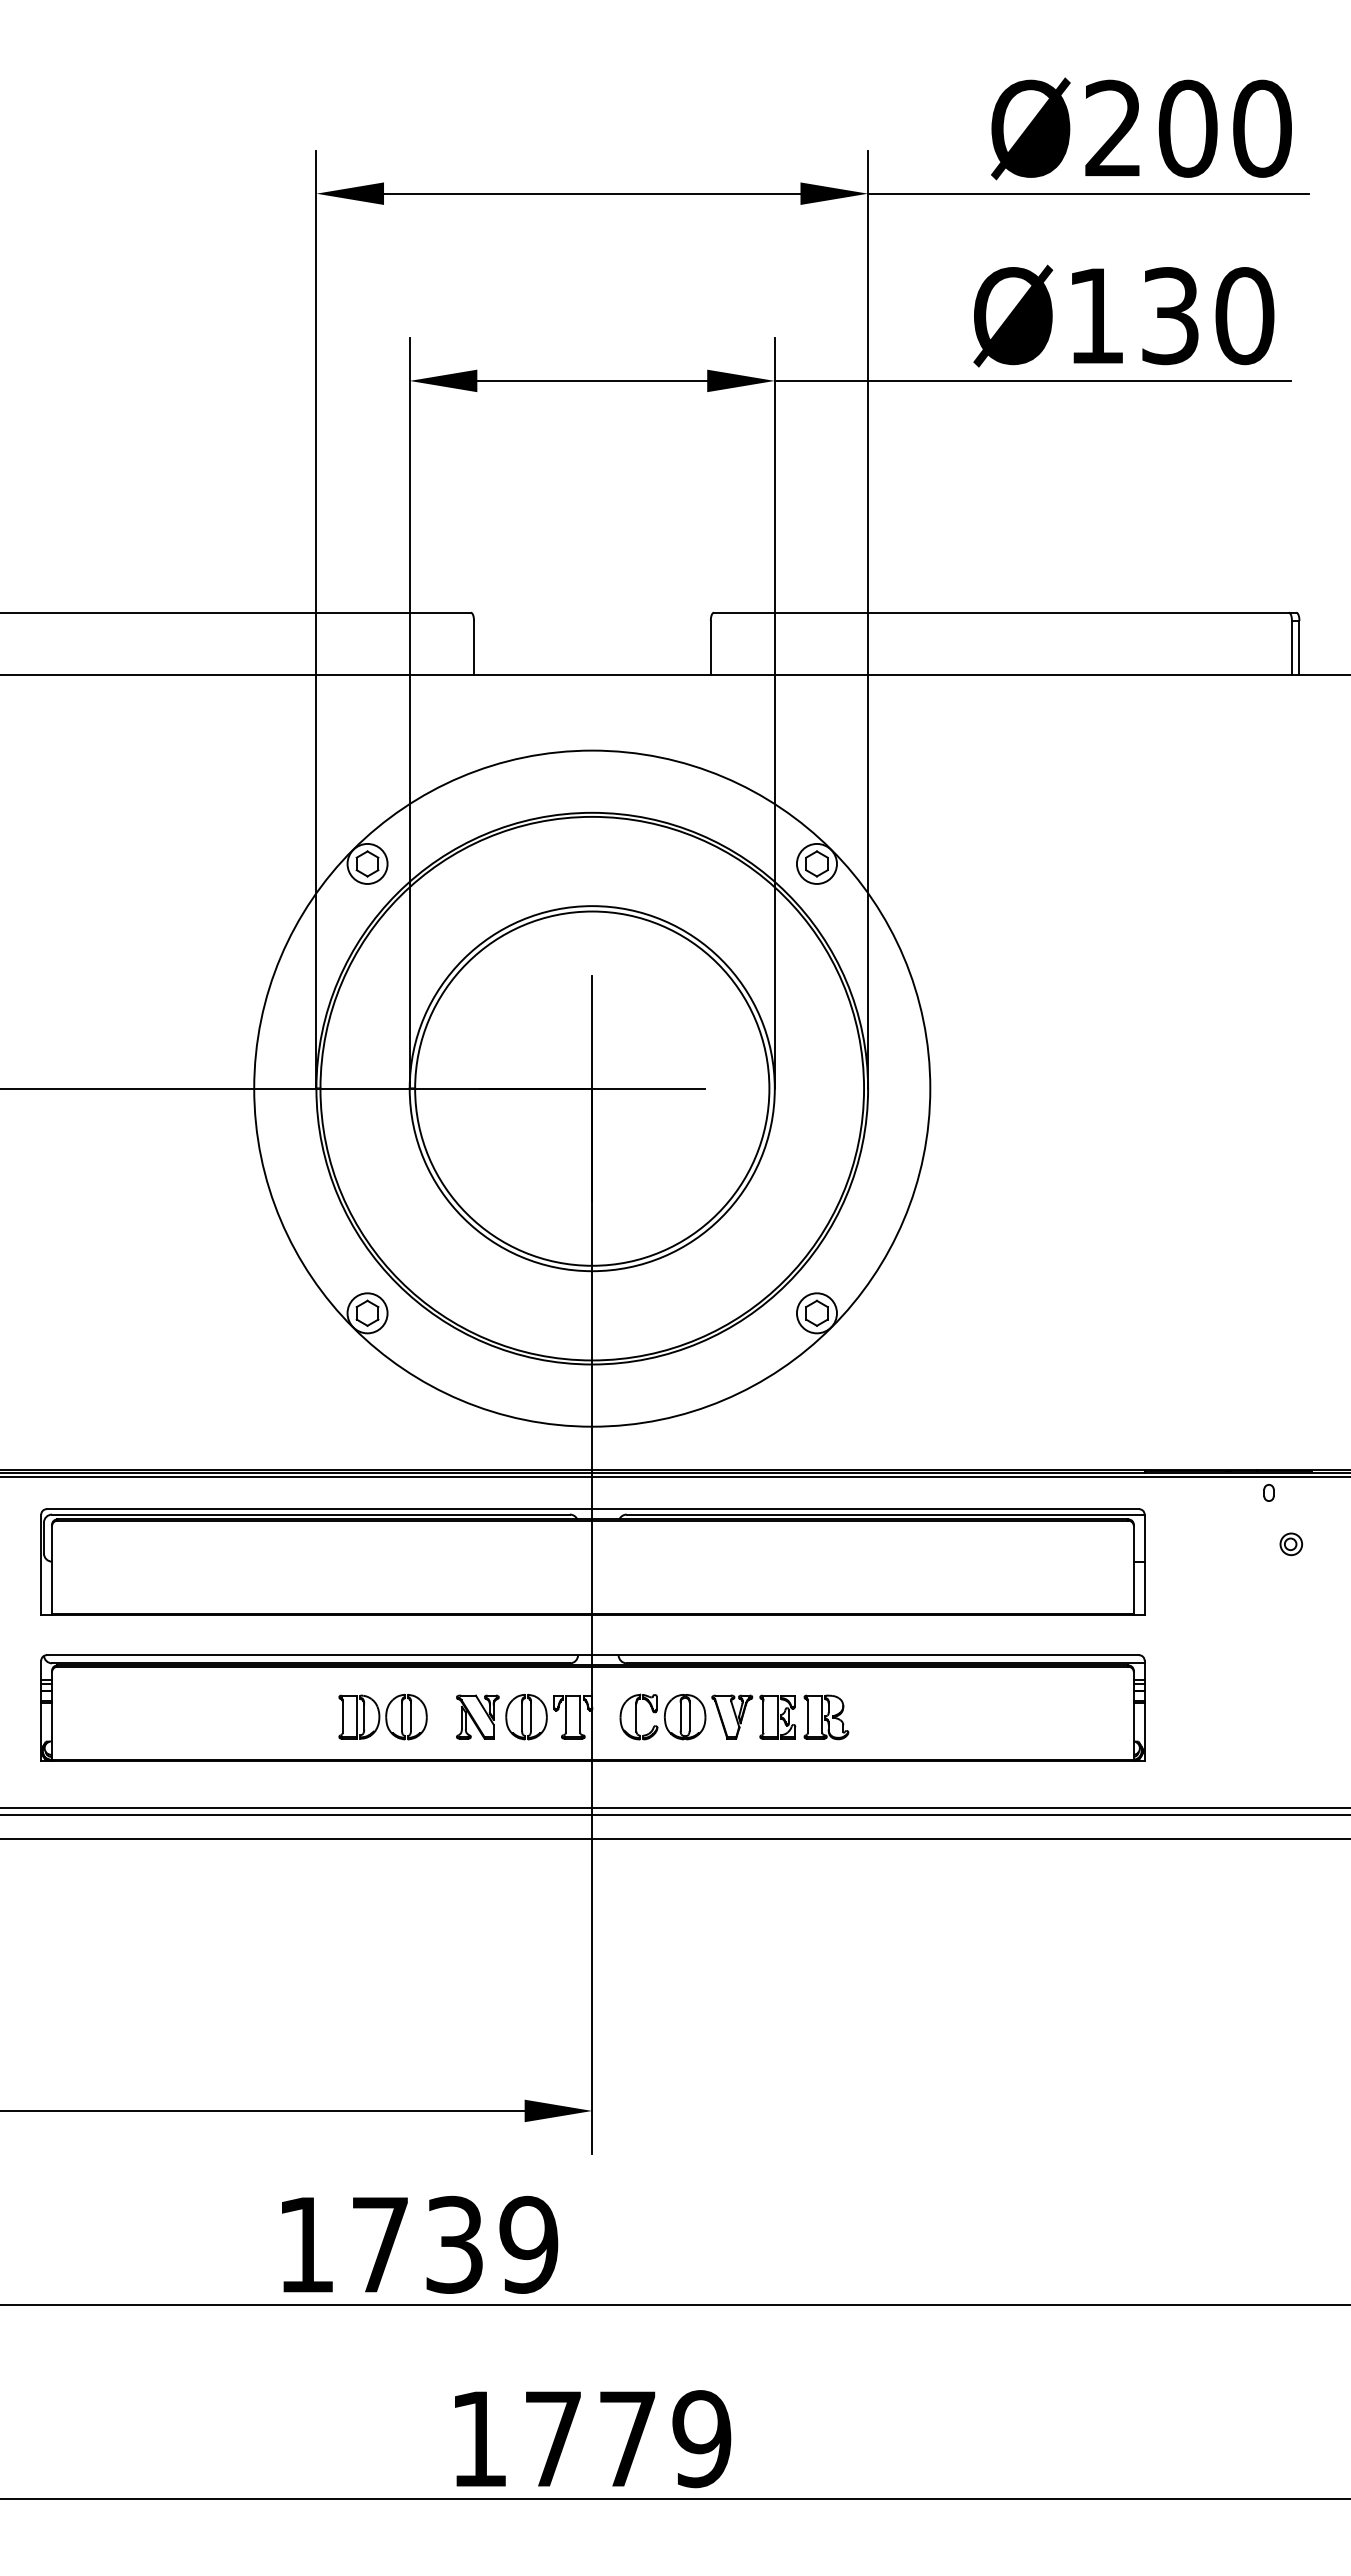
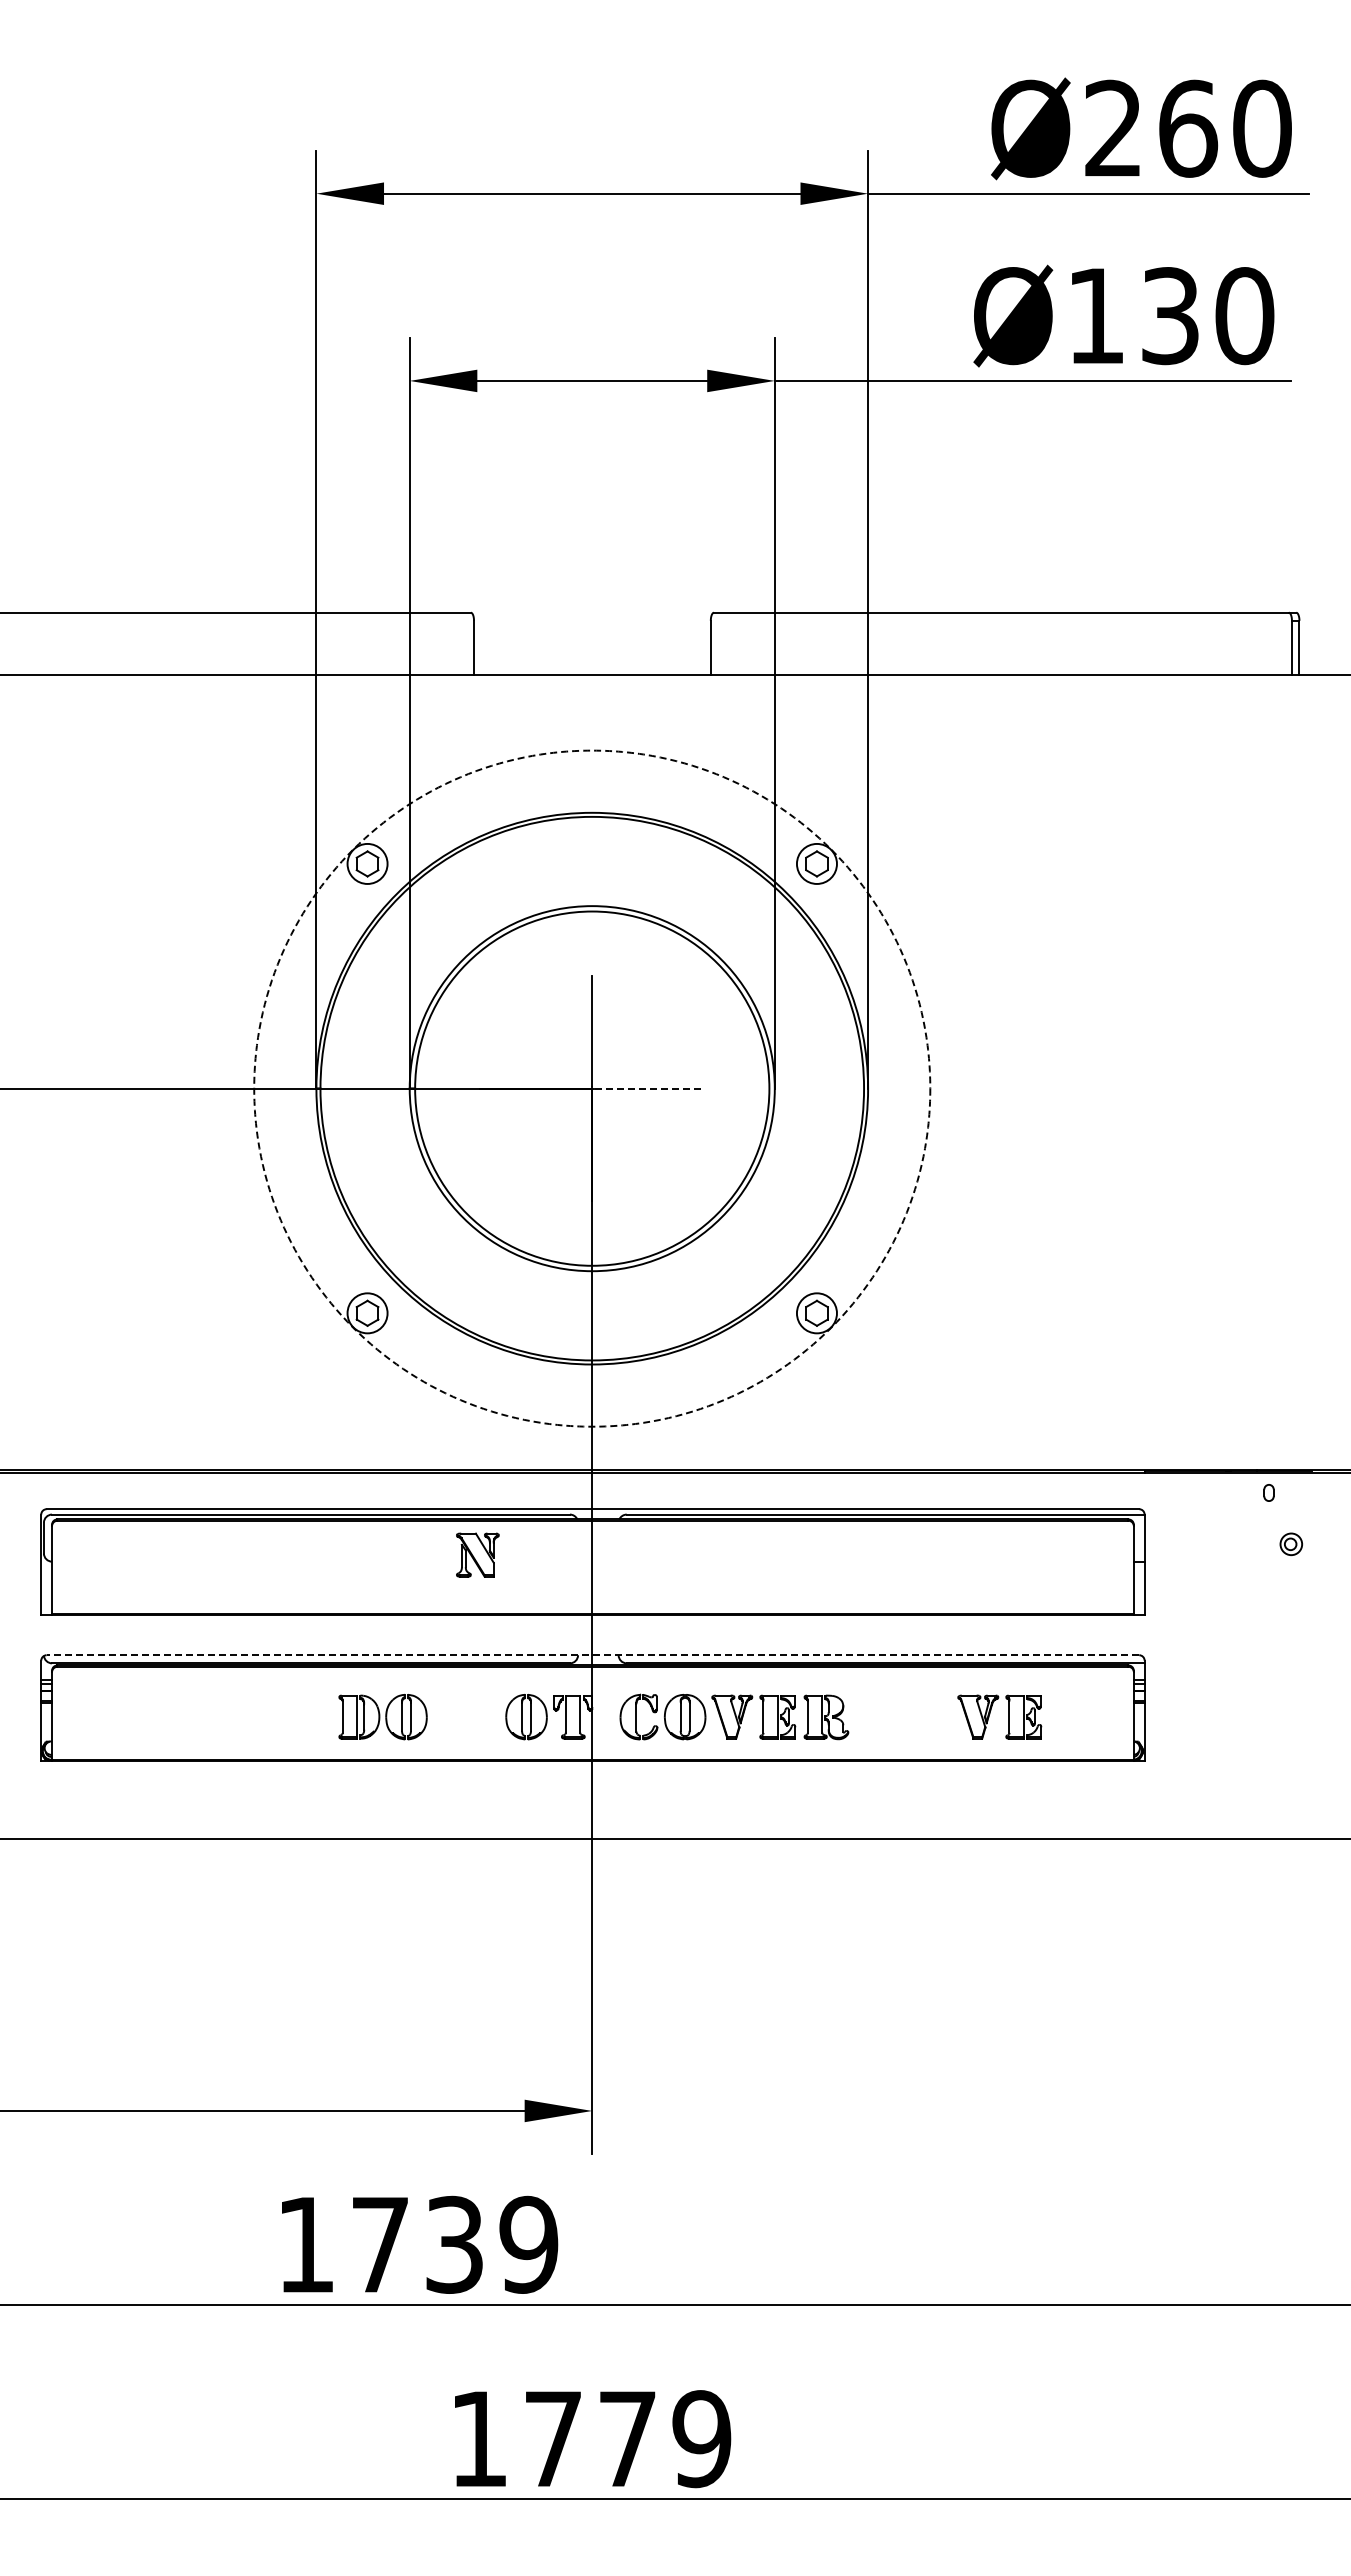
text: Ø200 -> Ø260 (1188, 128)
circle: solid -> dashed (592, 1088)
line: solid -> dashed (649, 1088)
line: present -> none (674, 1476)
line: solid -> dashed (592, 1655)
part position: (477, 1716) -> (477, 1554) (477, 1554)
part: none -> present (1008, 1716)
line: present -> none (674, 1808)
line: present -> none (674, 1814)
